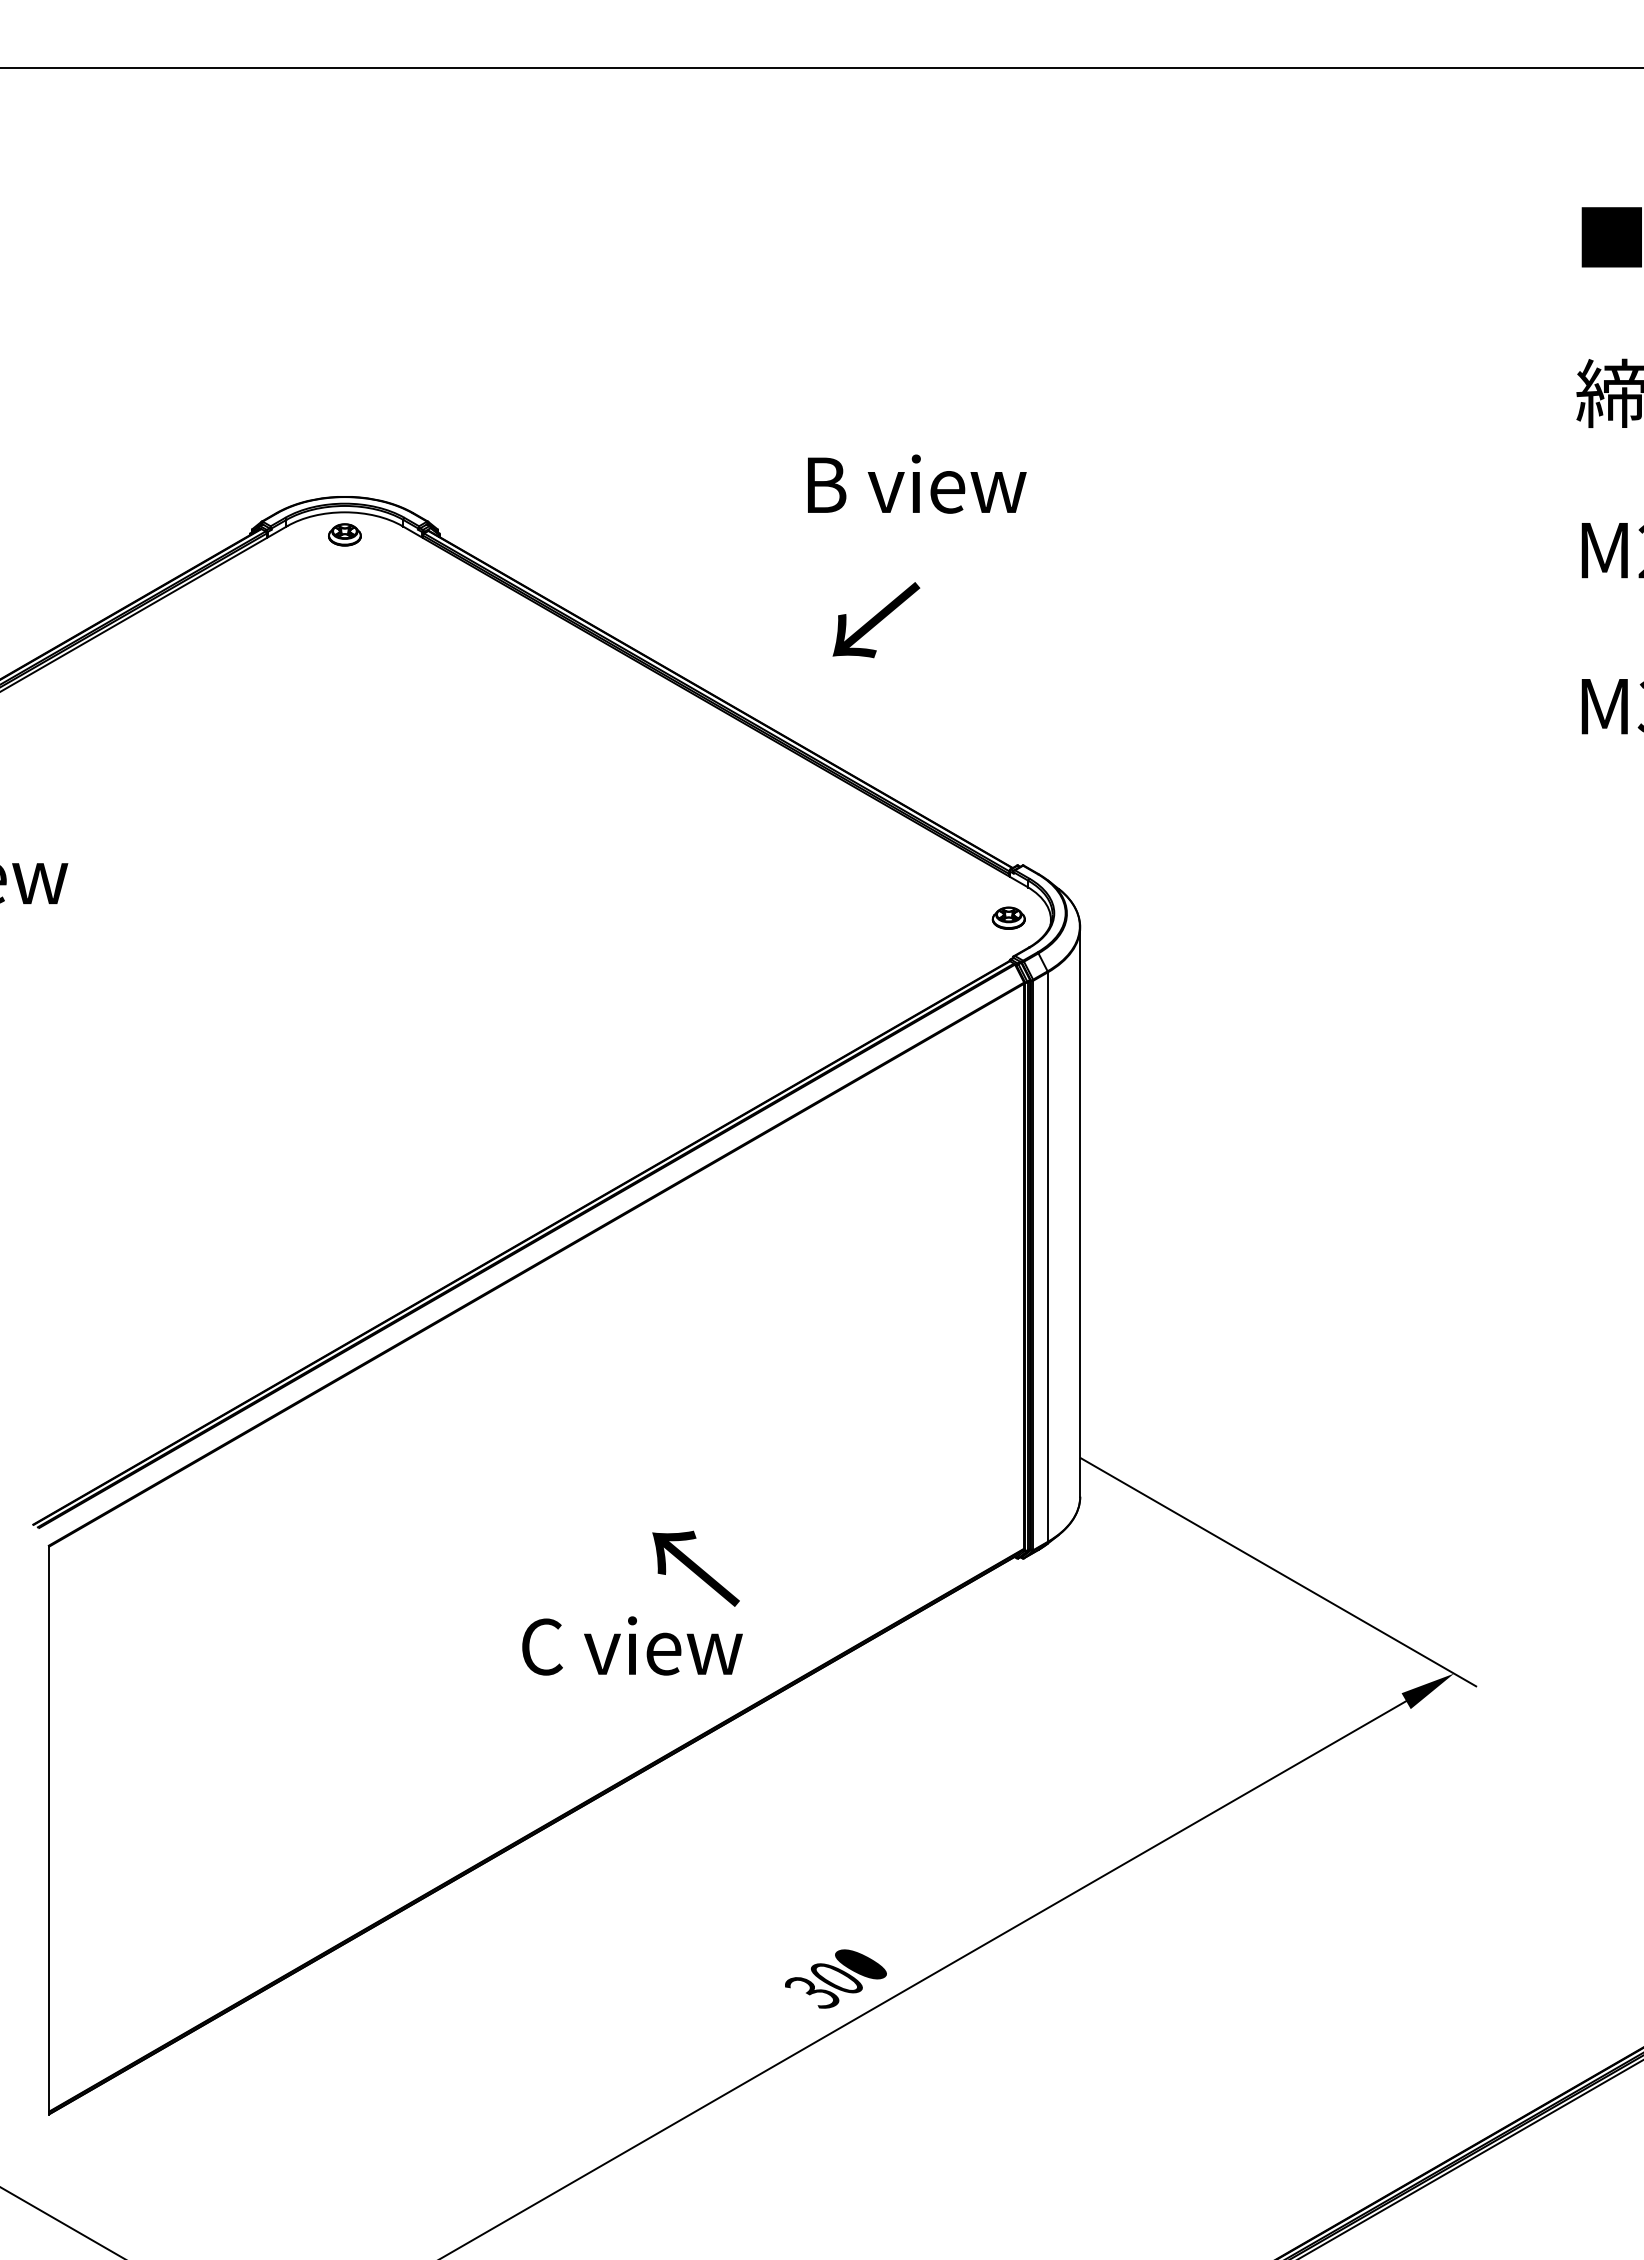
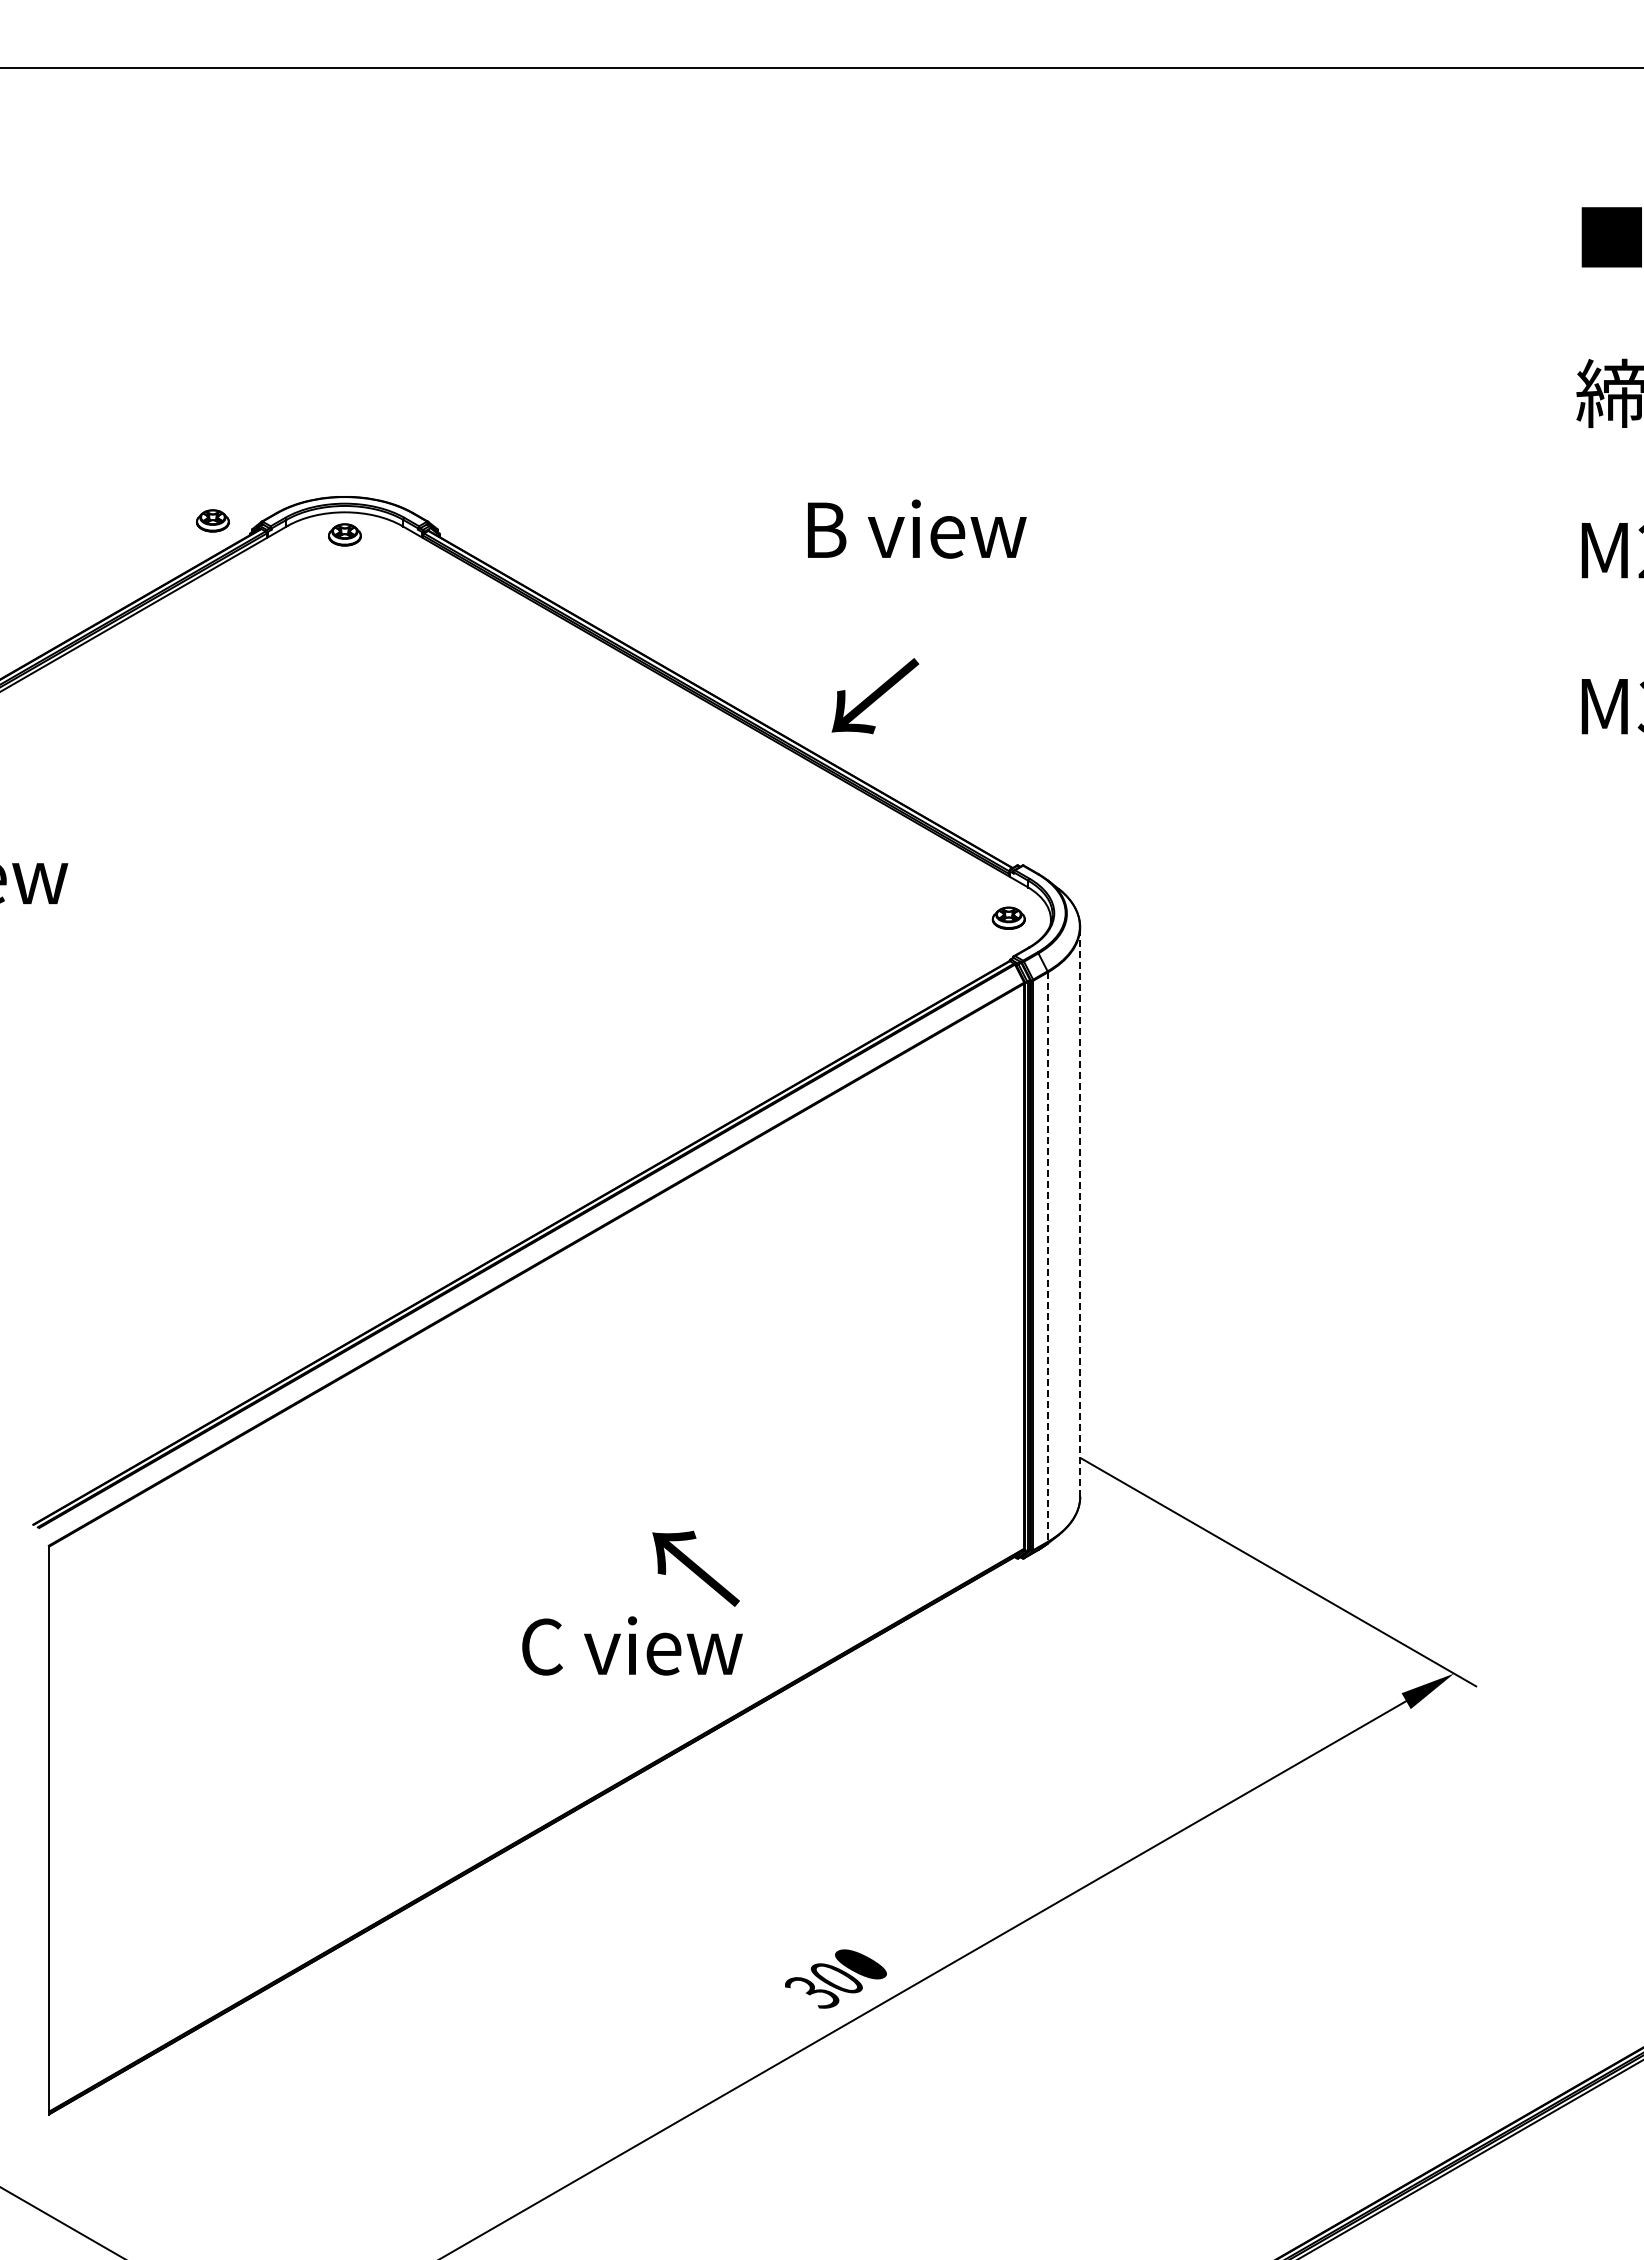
text position: (917, 483) -> (917, 528) (917, 528)
part: none -> present (212, 520)
text position: (876, 620) -> (875, 696) (875, 696)
line: solid -> dashed (1080, 1211)
line: solid -> dashed (1047, 1257)
